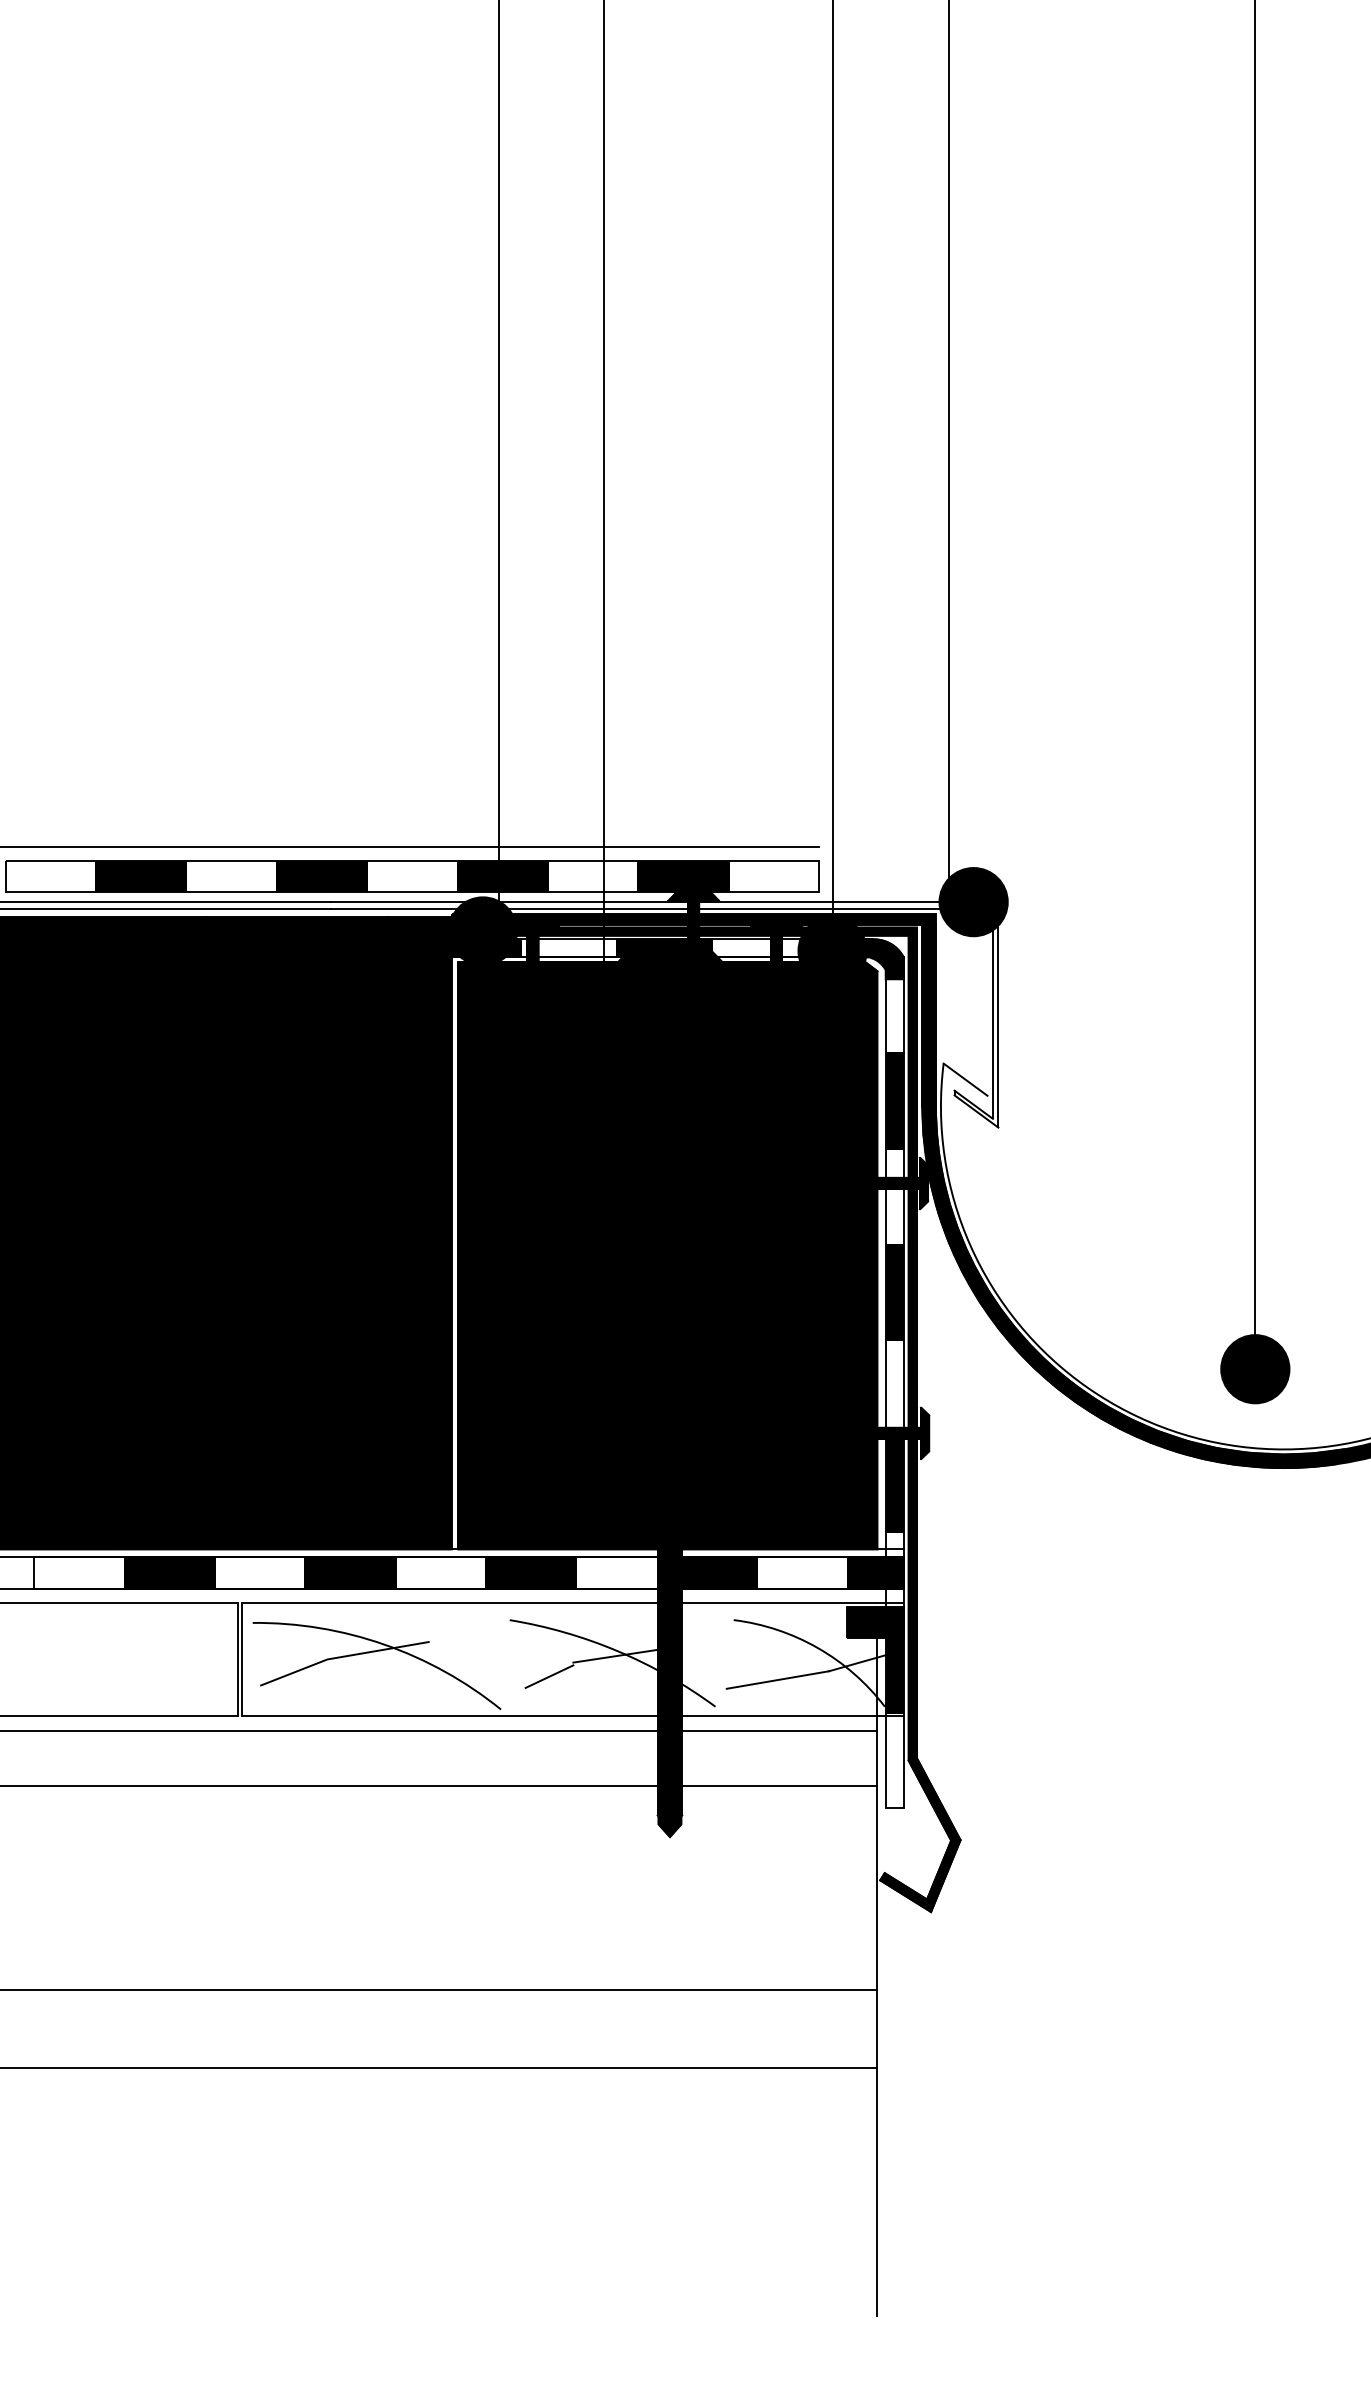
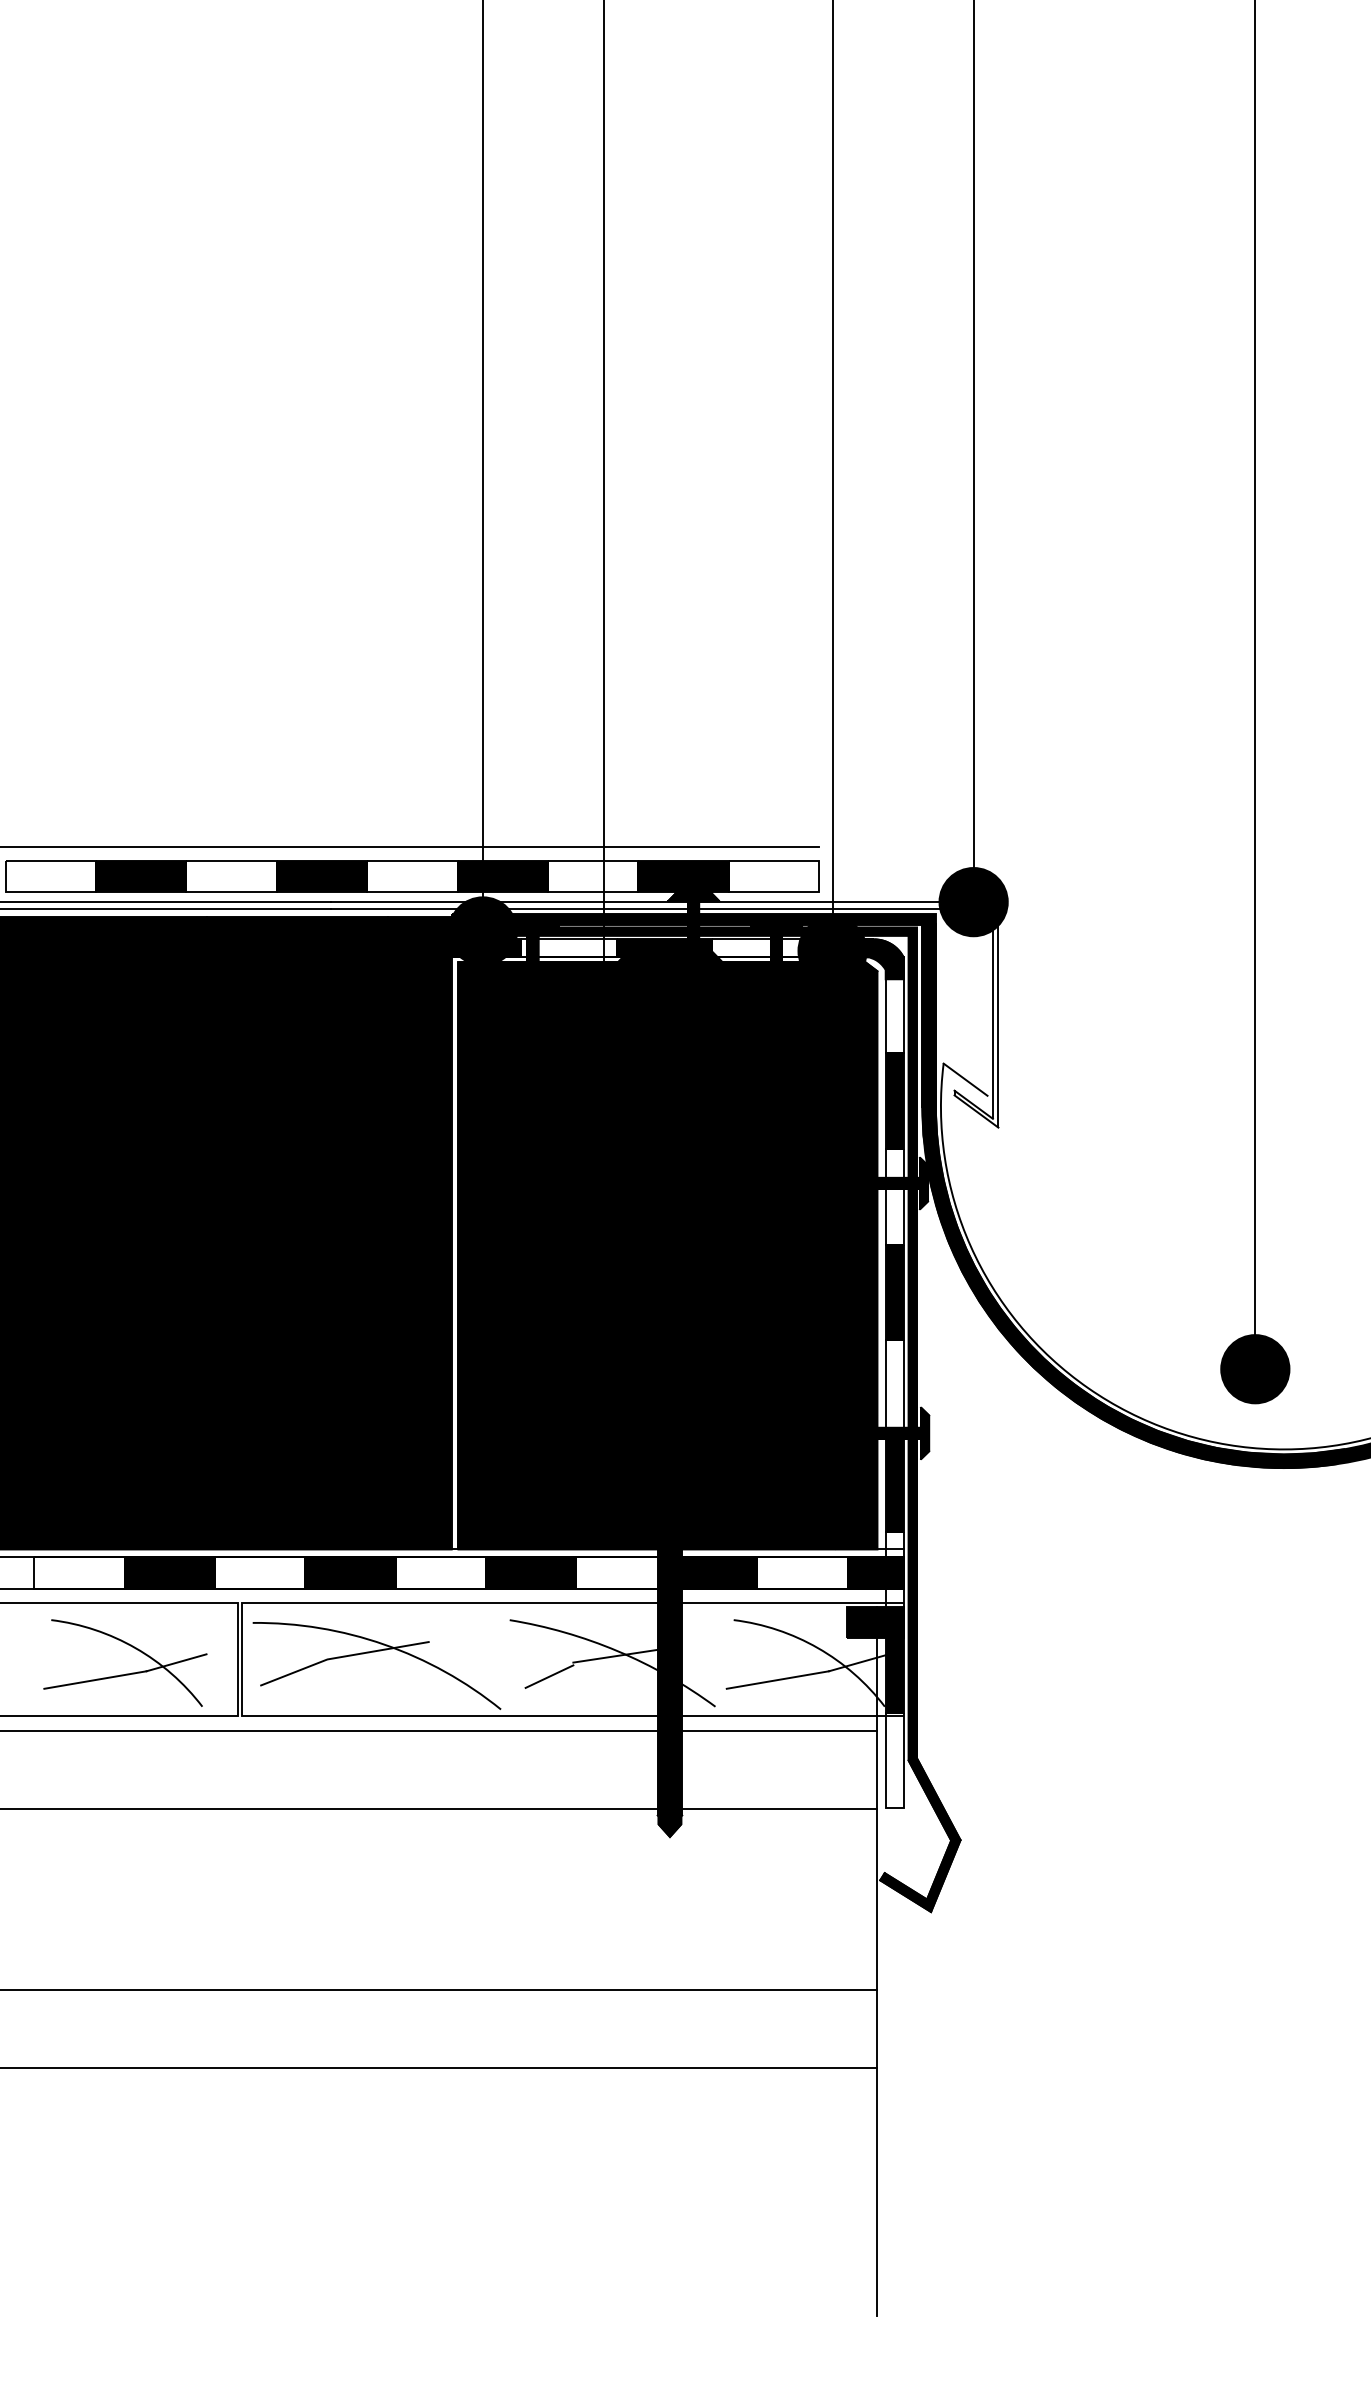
line position: (498, 459) -> (482, 459) (482, 459)
line position: (948, 463) -> (973, 463) (973, 463)
part: none -> present (126, 1673)
line position: (439, 1786) -> (439, 1809) (439, 1809)
